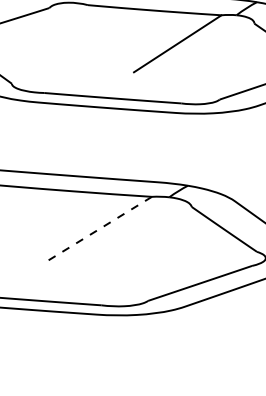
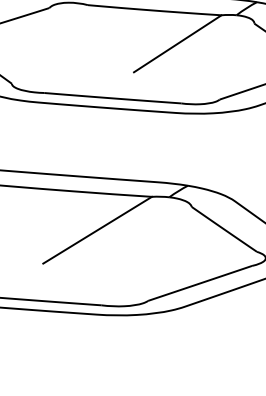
line: dashed -> solid (97, 230)
